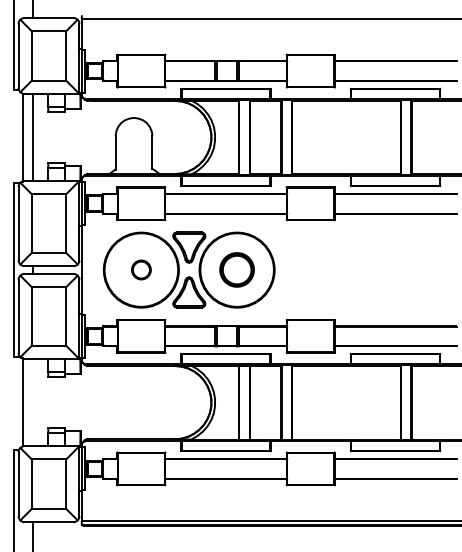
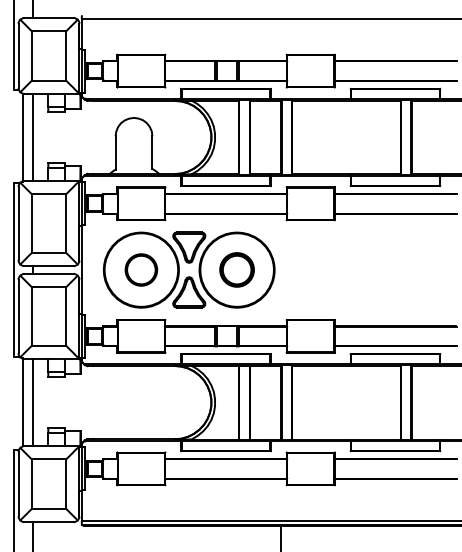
part size: 21x22 px -> 35x34 px (141, 269)
line: none -> present (32, 402)
line: none -> present (280, 536)
